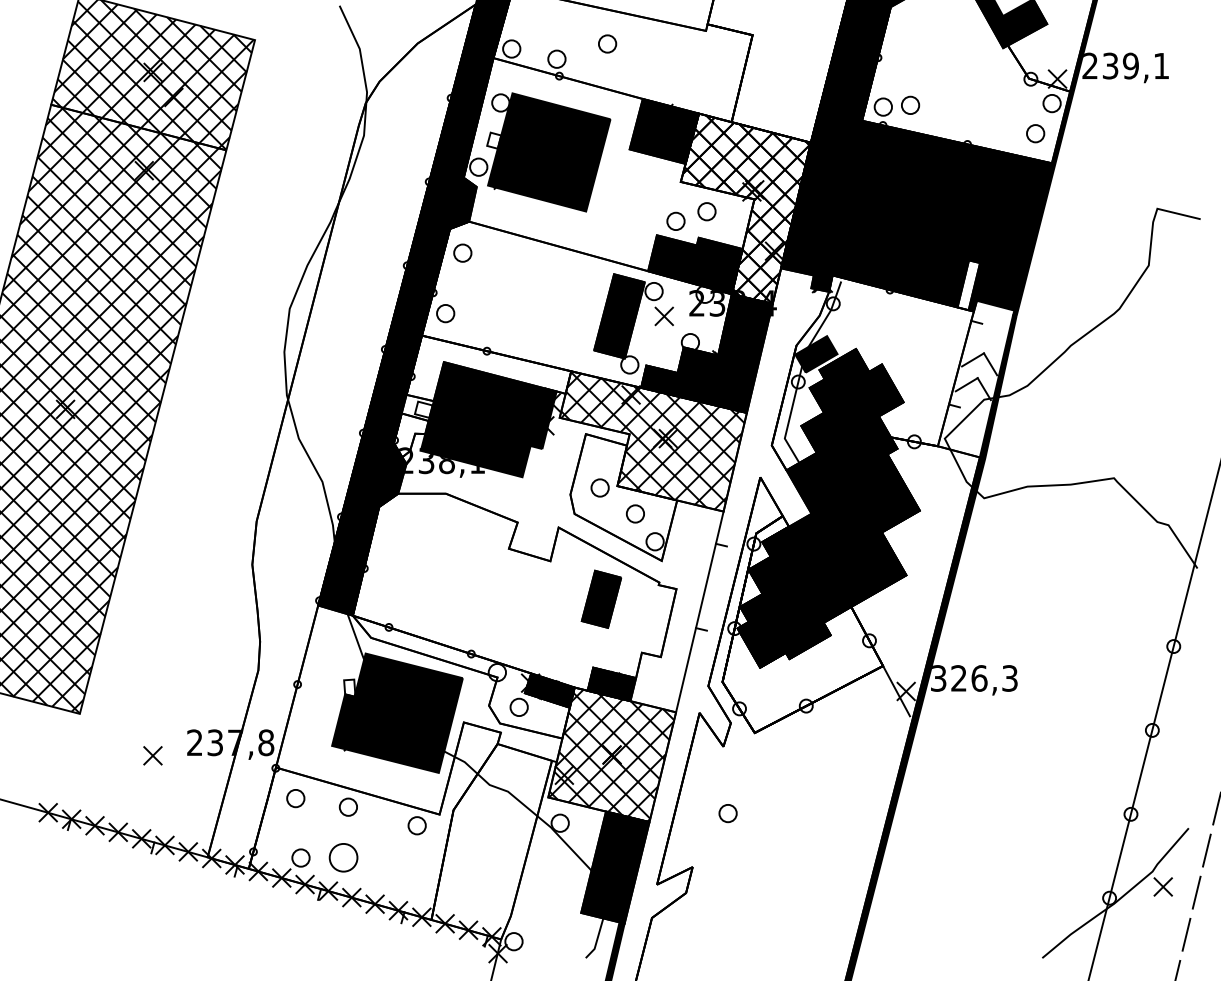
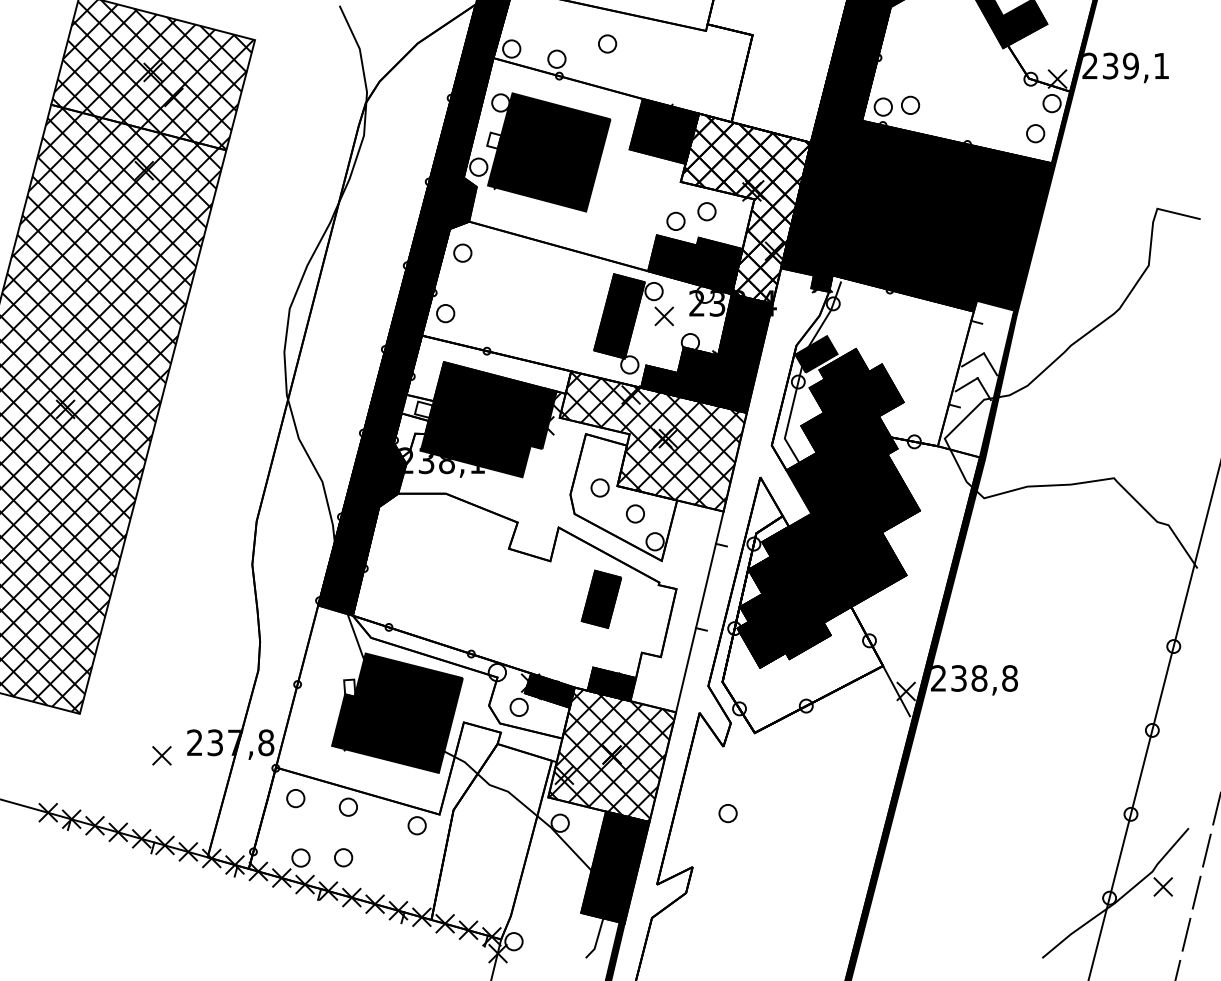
fill: none -> present (968, 285)
text: 326,3 -> 238,8 (974, 678)
part position: (152, 755) -> (161, 755) (161, 755)
circle diameter: 28 px -> 17 px (343, 857)
